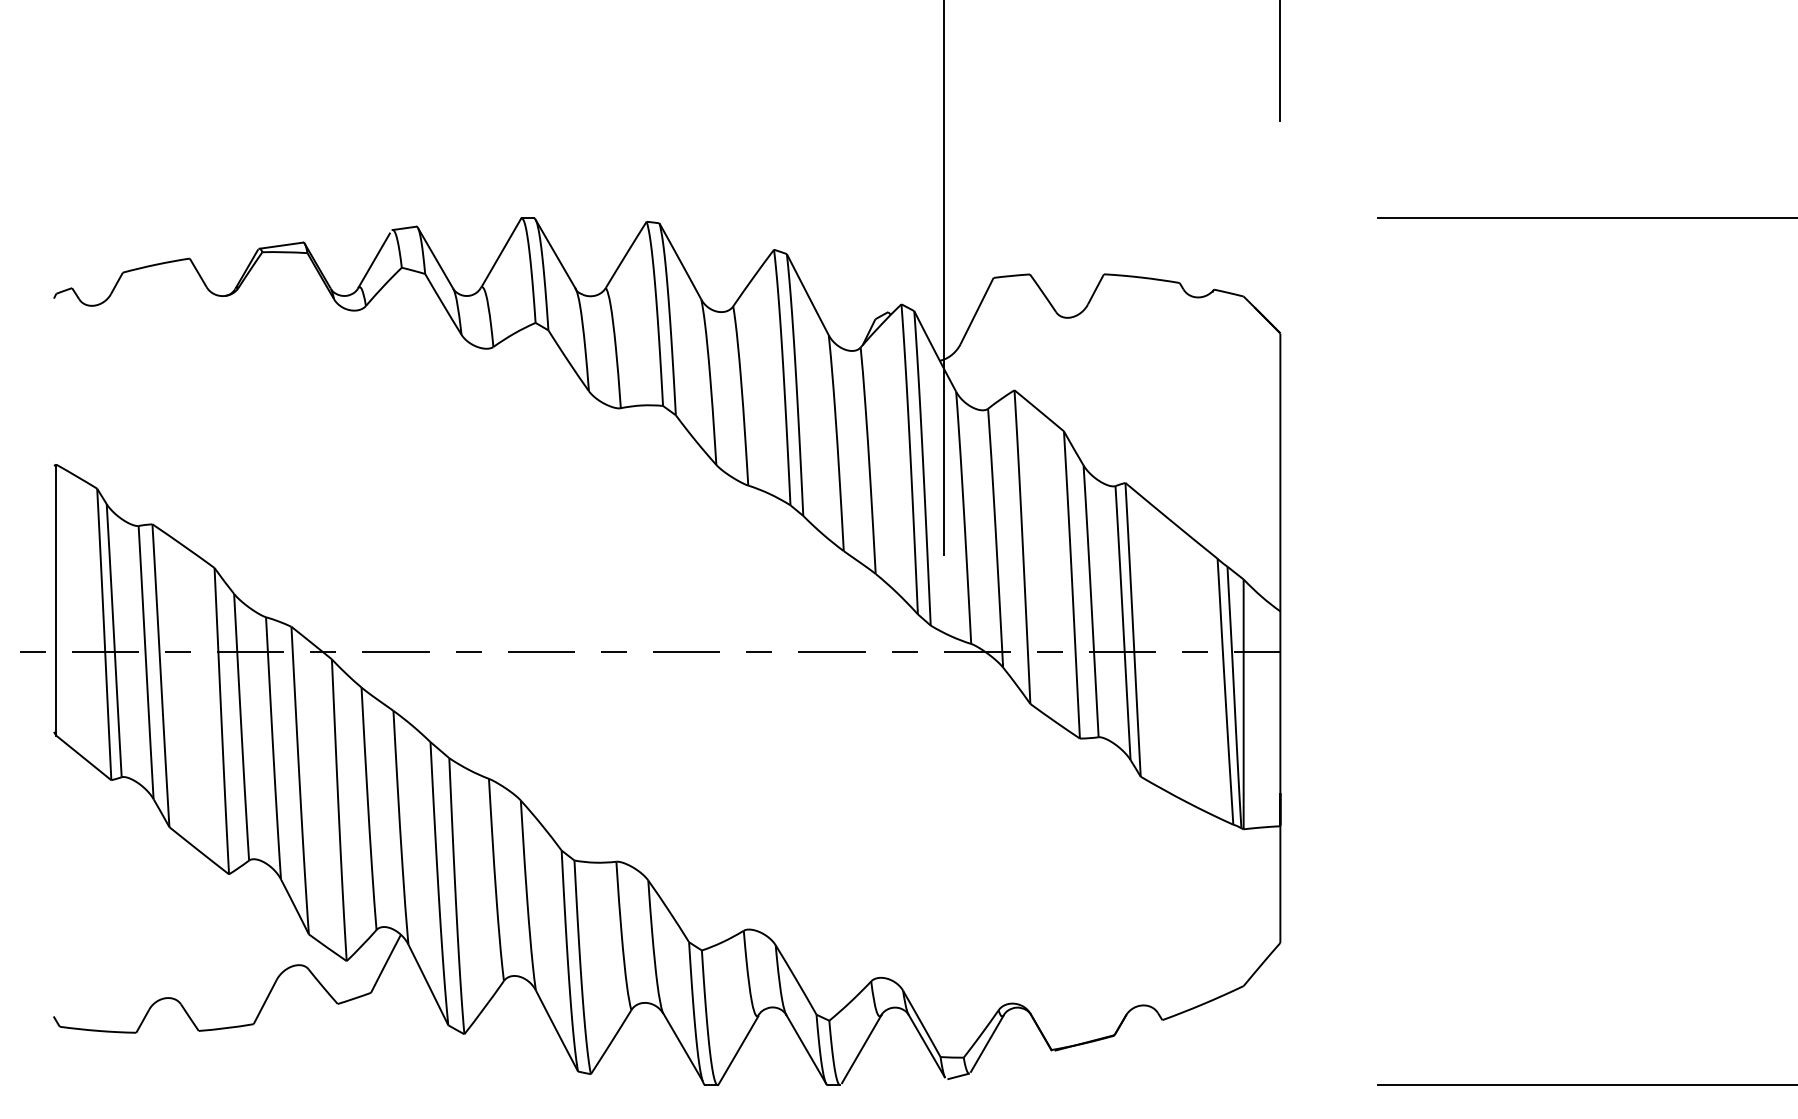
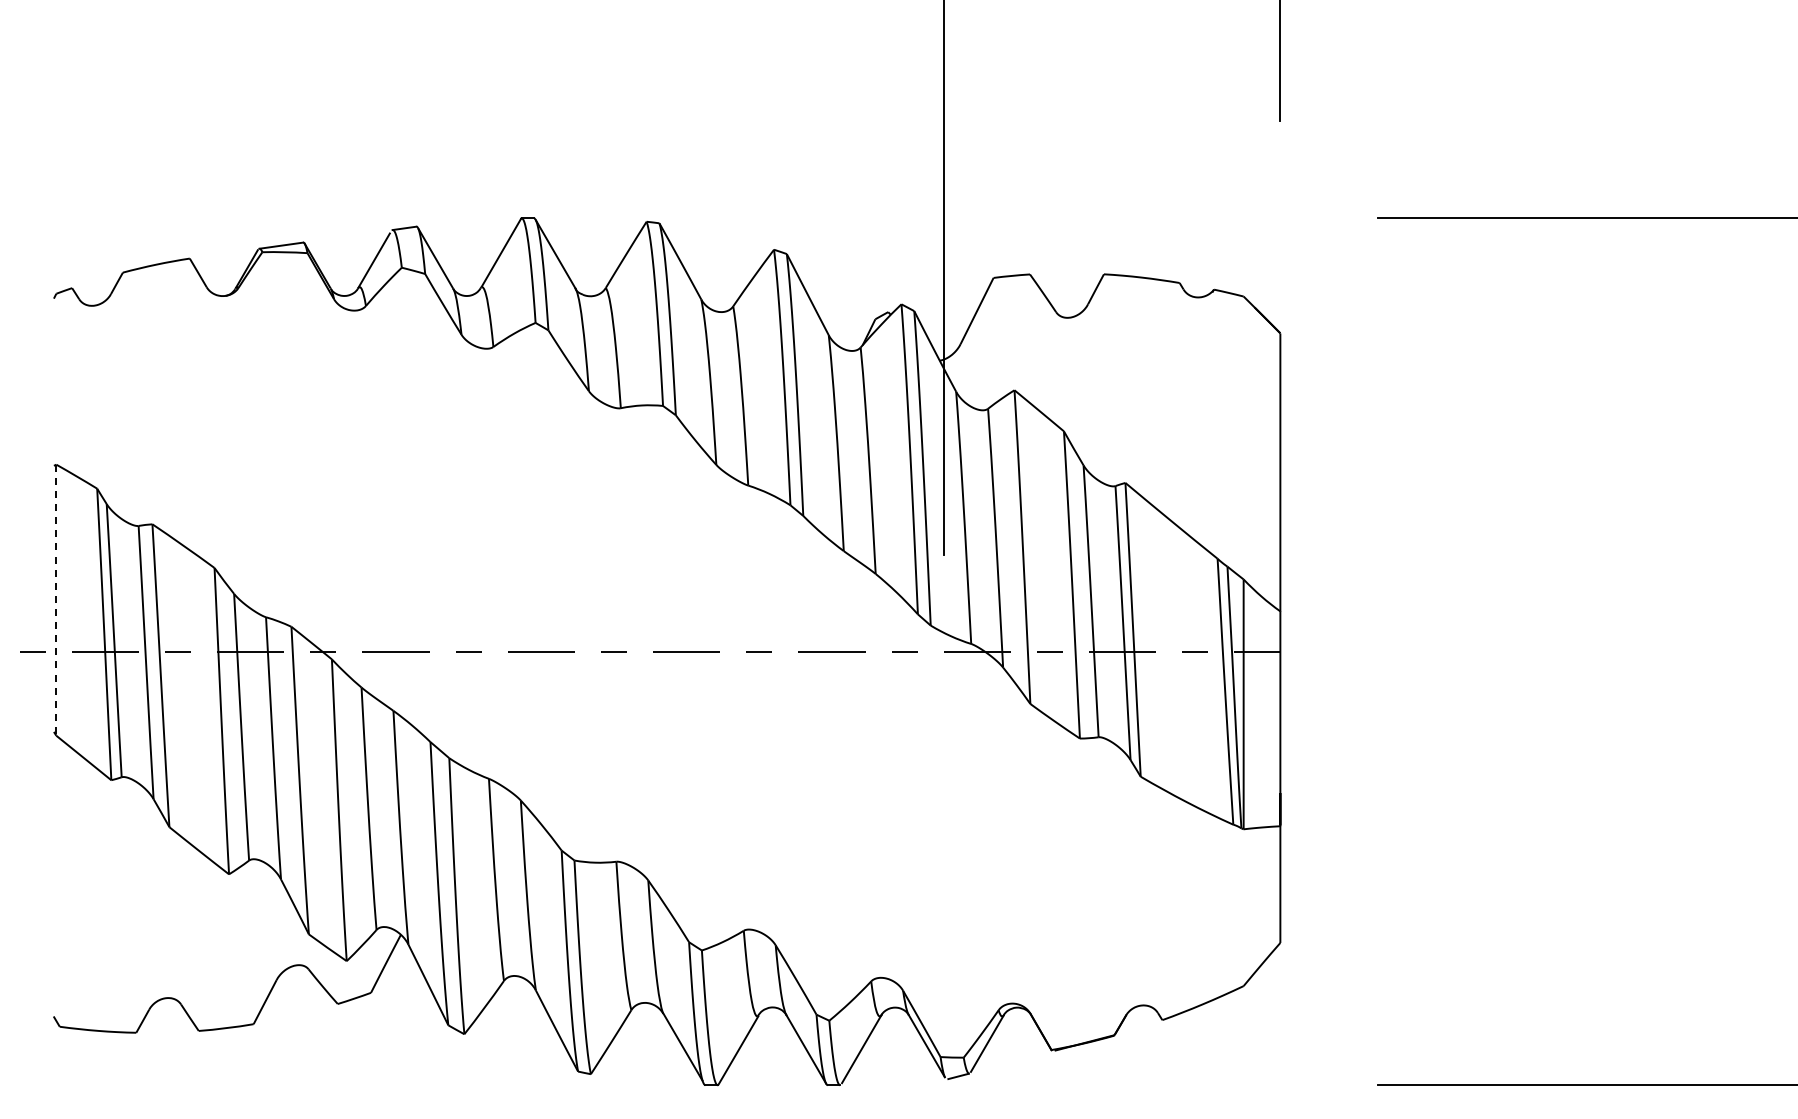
line: solid -> dashed (56, 600)
